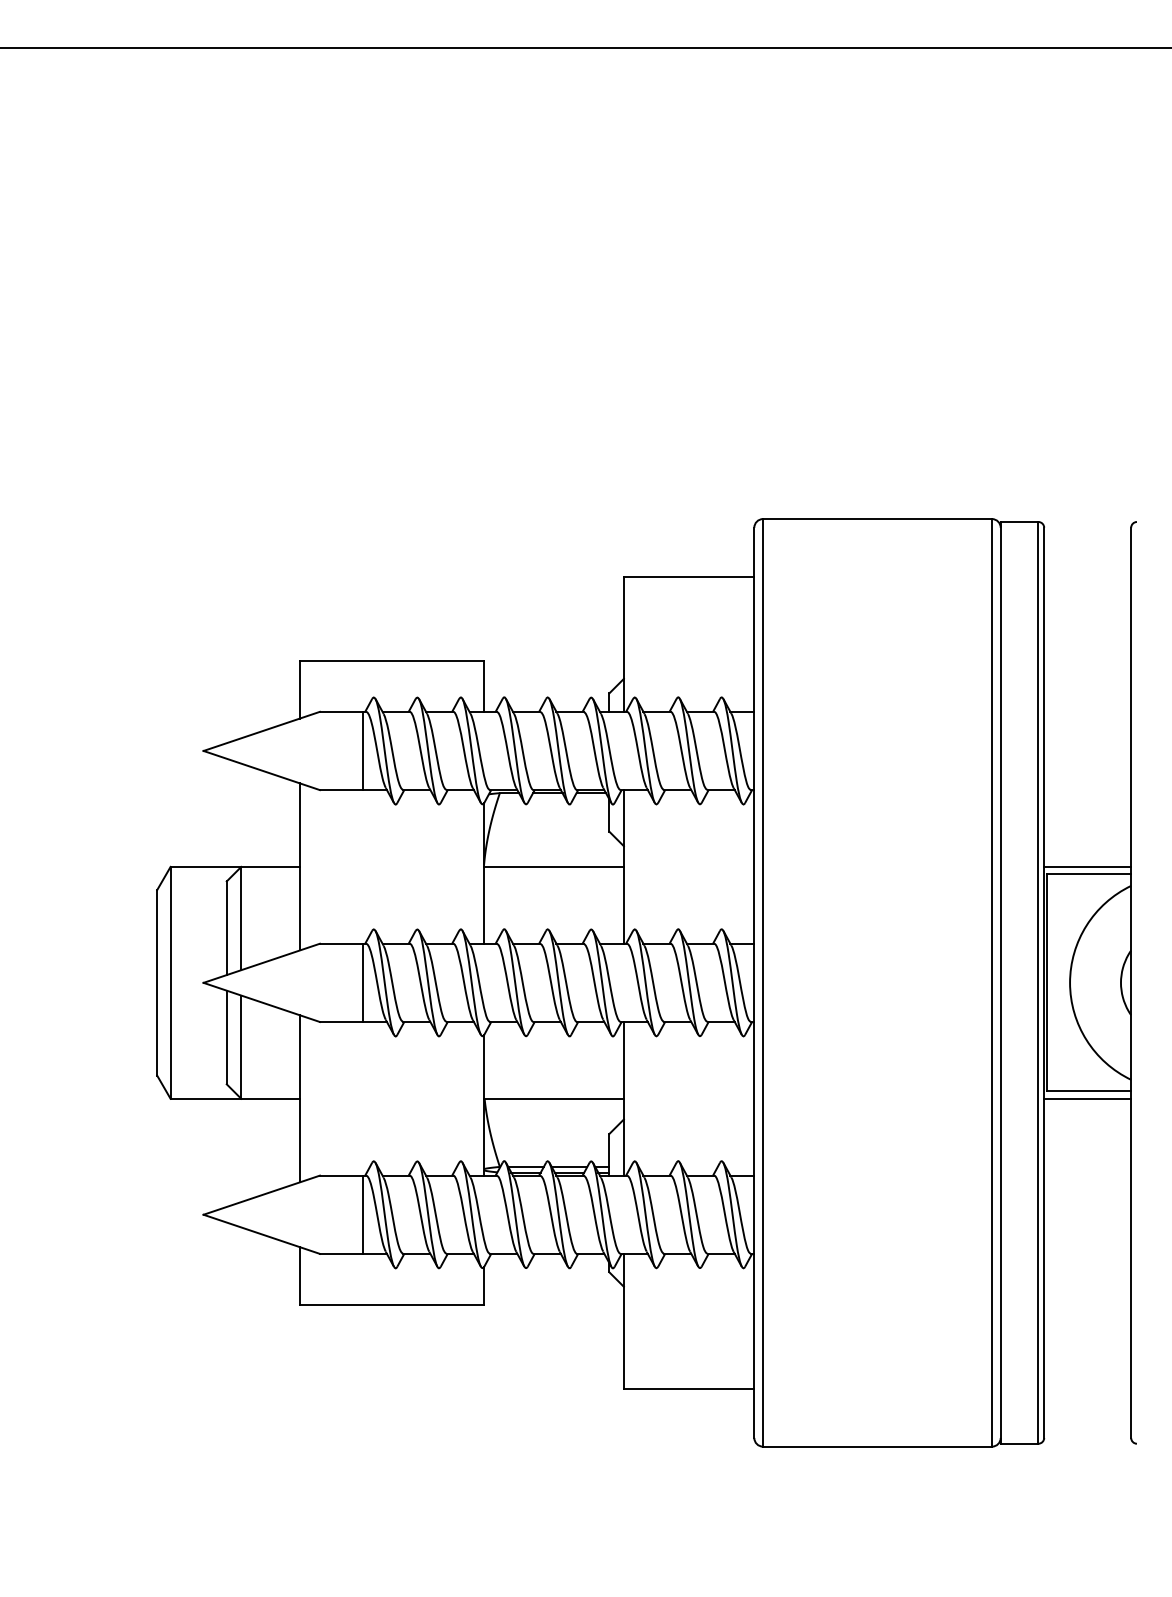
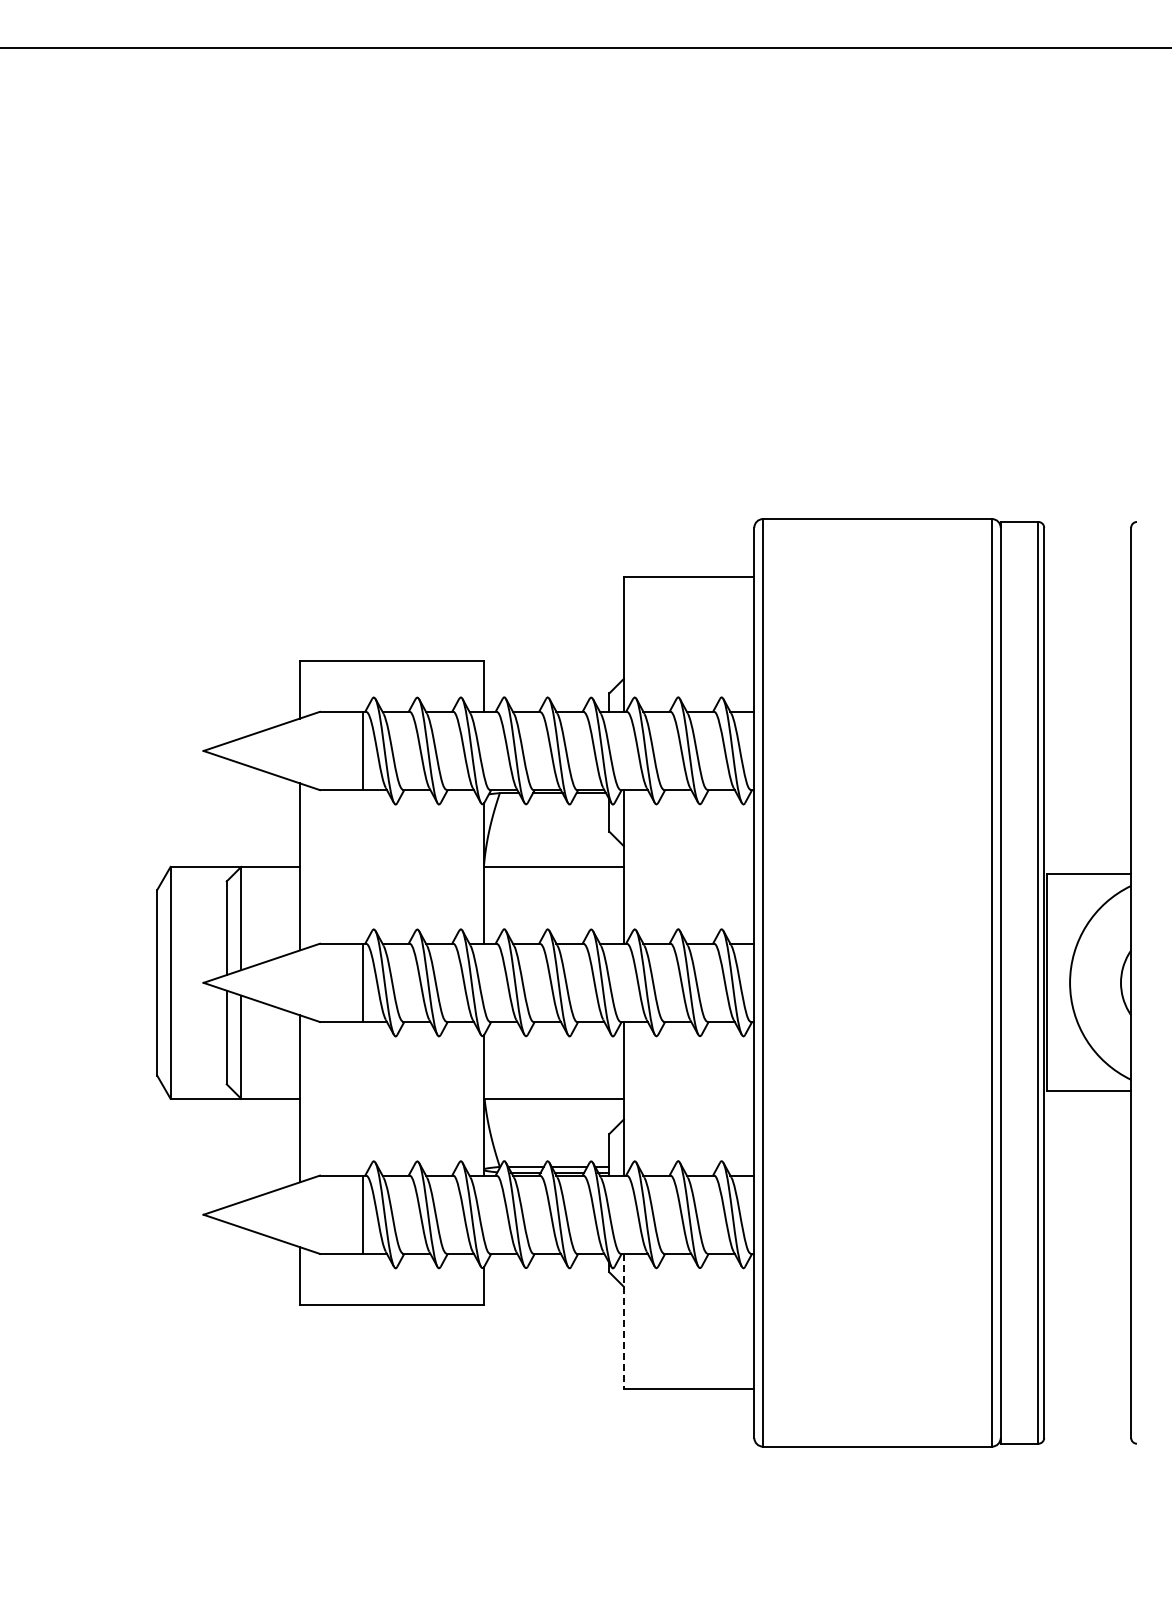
line: present -> none (1087, 866)
line: present -> none (1087, 1098)
line: solid -> dashed (623, 1321)
